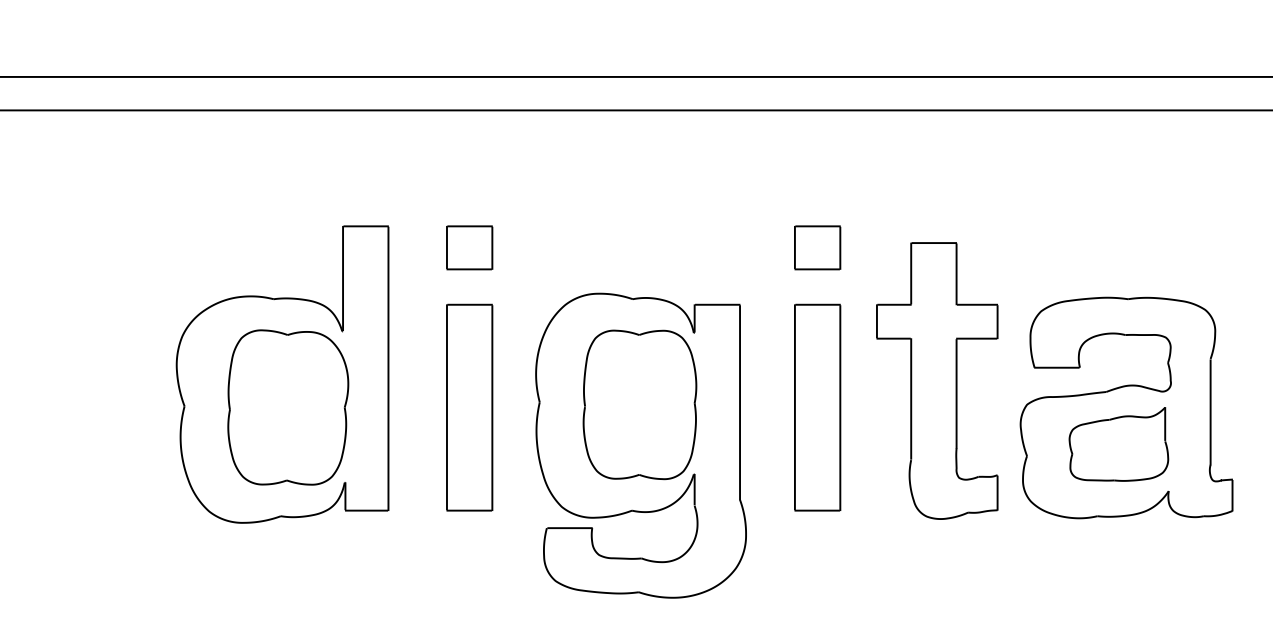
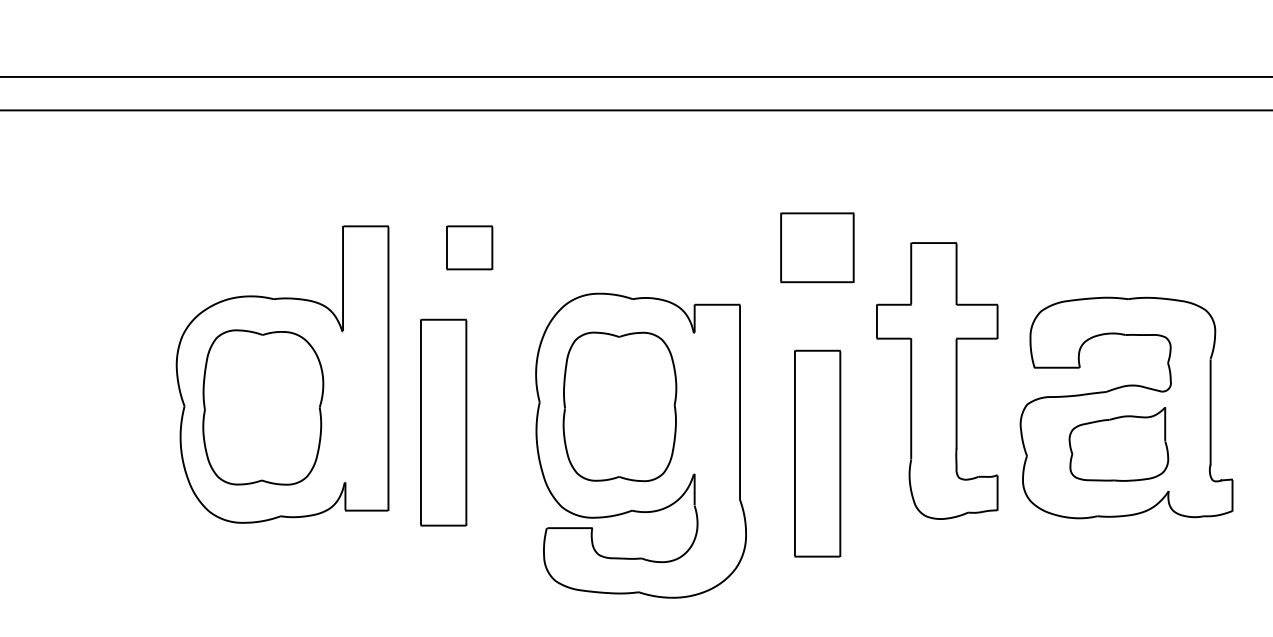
part size: 48x46 px -> 75x72 px (817, 247)
part position: (639, 404) -> (619, 406) (619, 406)
part position: (288, 407) -> (263, 407) (263, 407)
part position: (469, 407) -> (443, 422) (443, 422)
part position: (817, 407) -> (817, 453) (817, 453)
